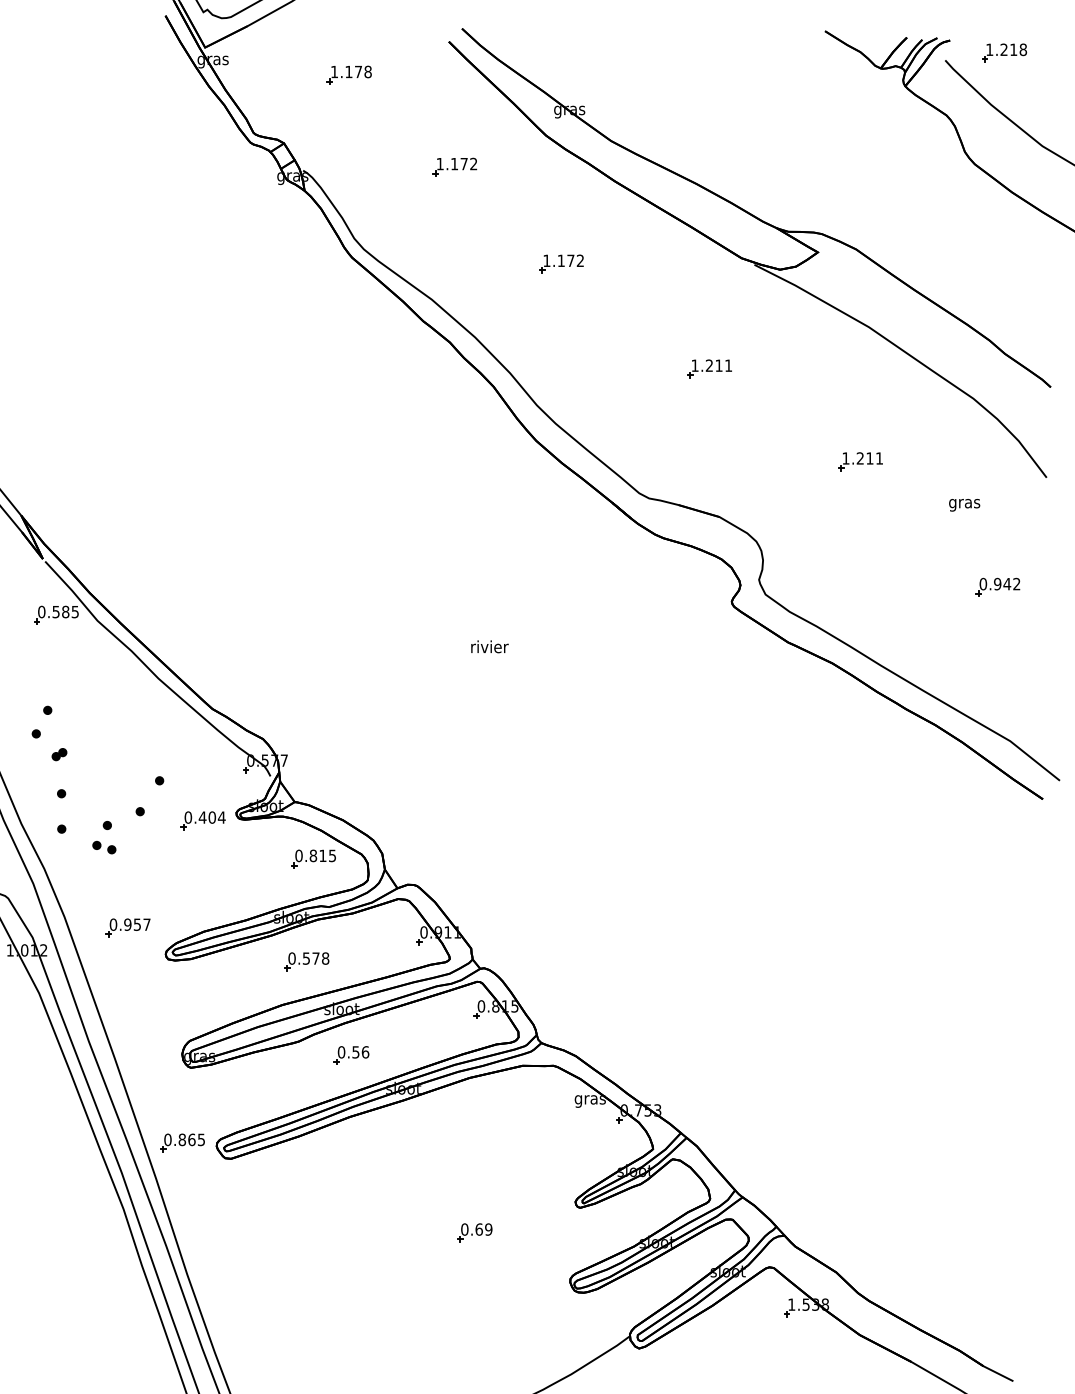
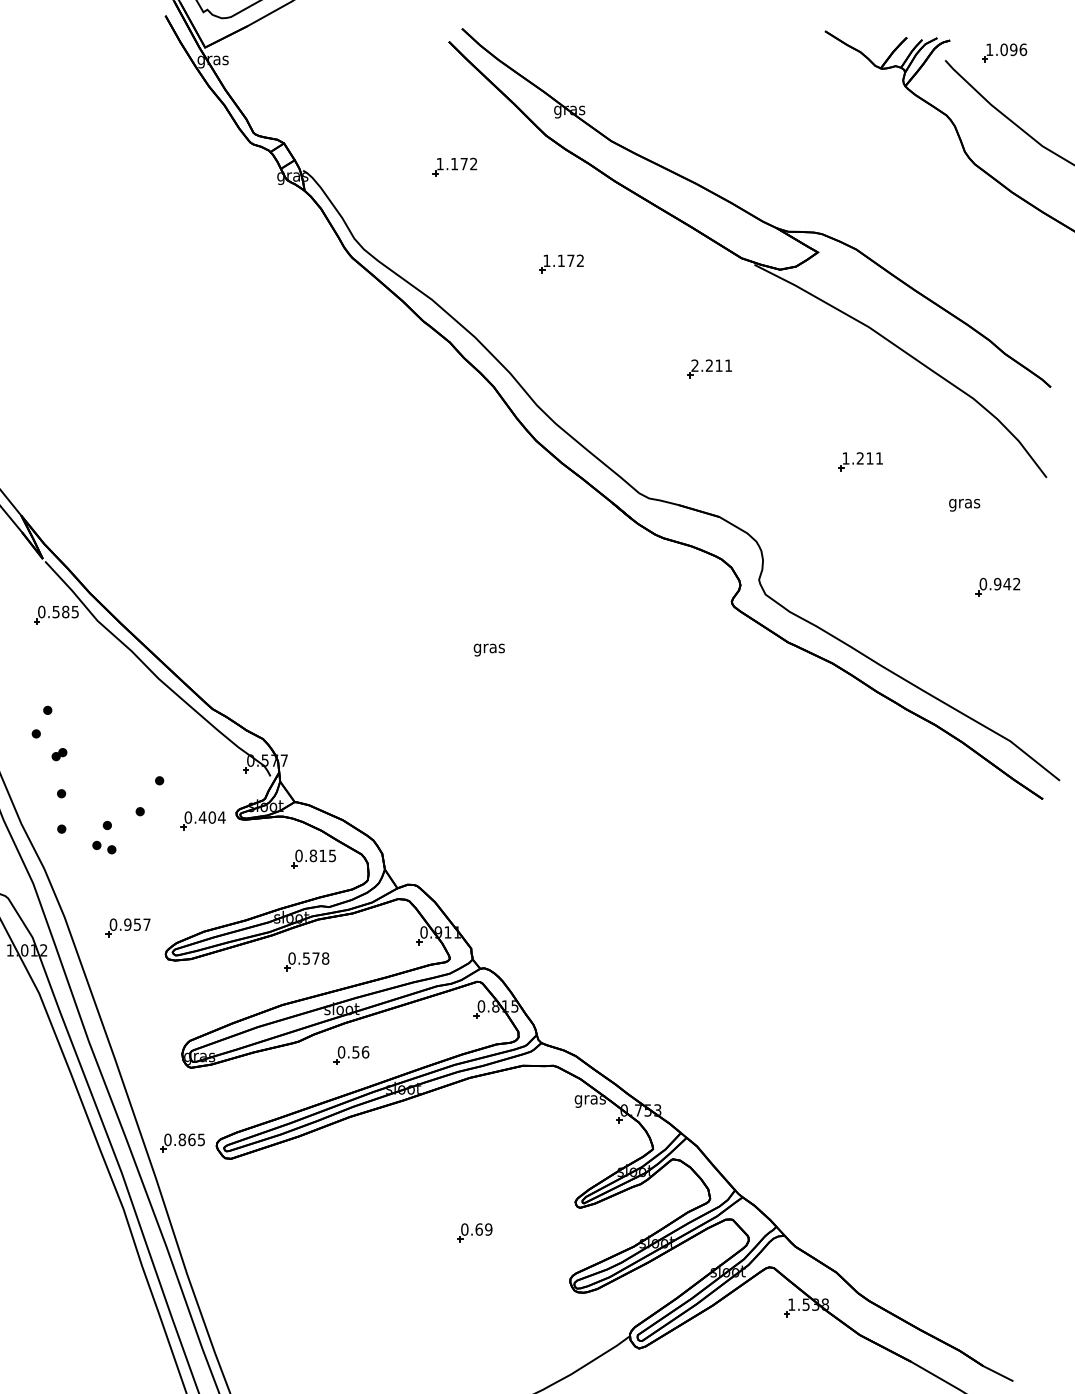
text: 1.218 -> 1.096 (1013, 49)
part: present -> none (348, 74)
text: 1.211 -> 2.211 (694, 365)
text: rivier -> gras (489, 648)
